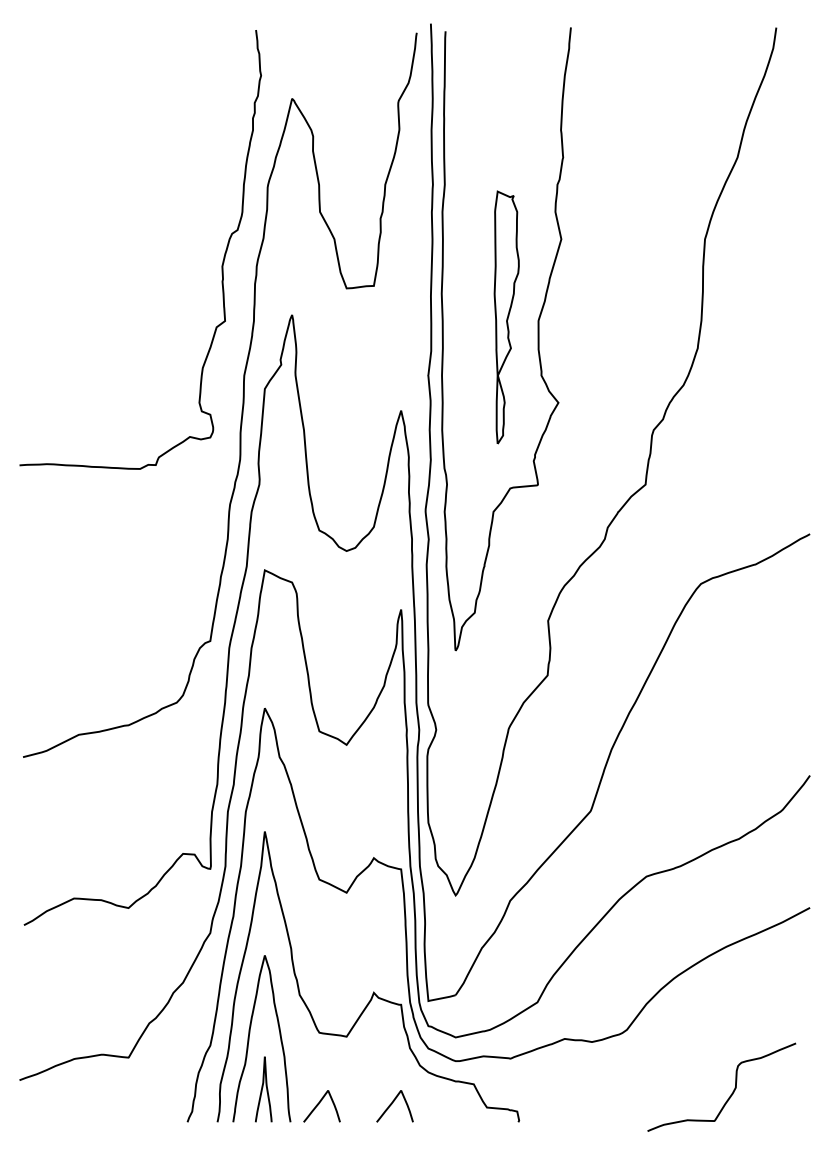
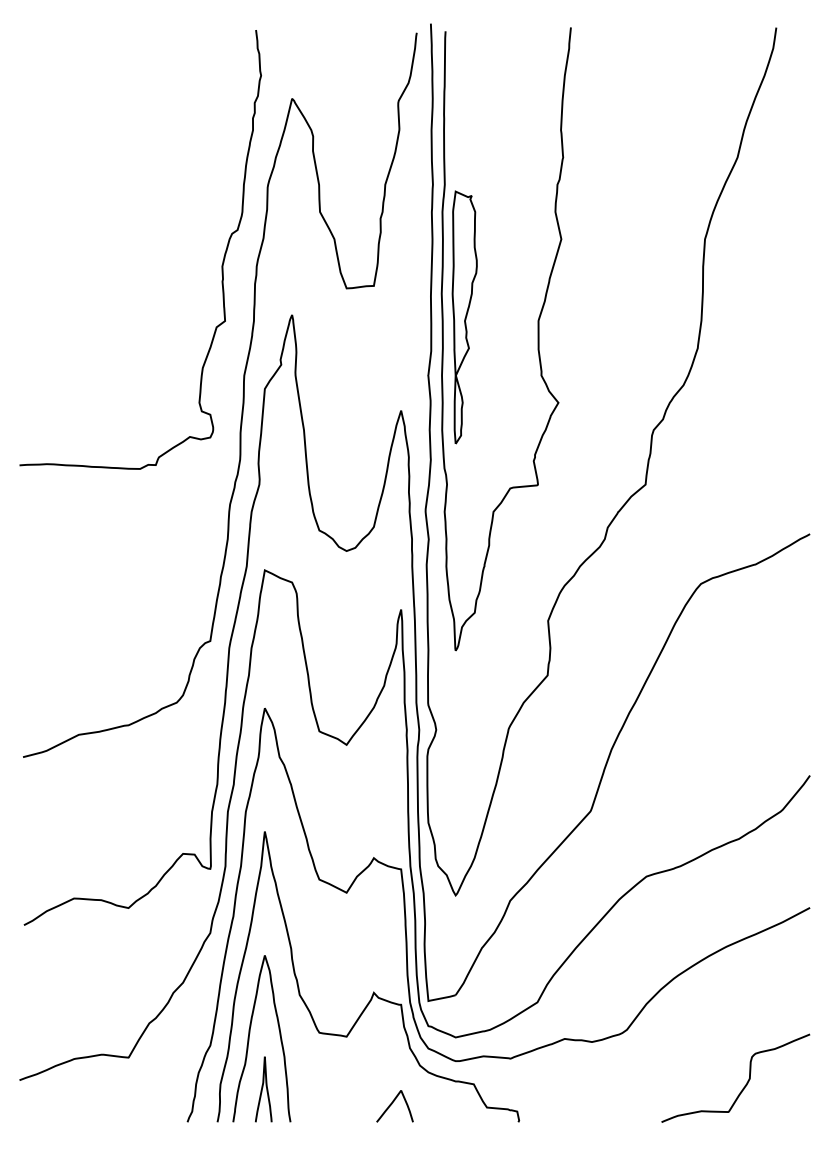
part position: (506, 317) -> (464, 317) (464, 317)
curve position: (730, 1094) -> (744, 1085) (744, 1085)
curve: present -> none (319, 1104)
